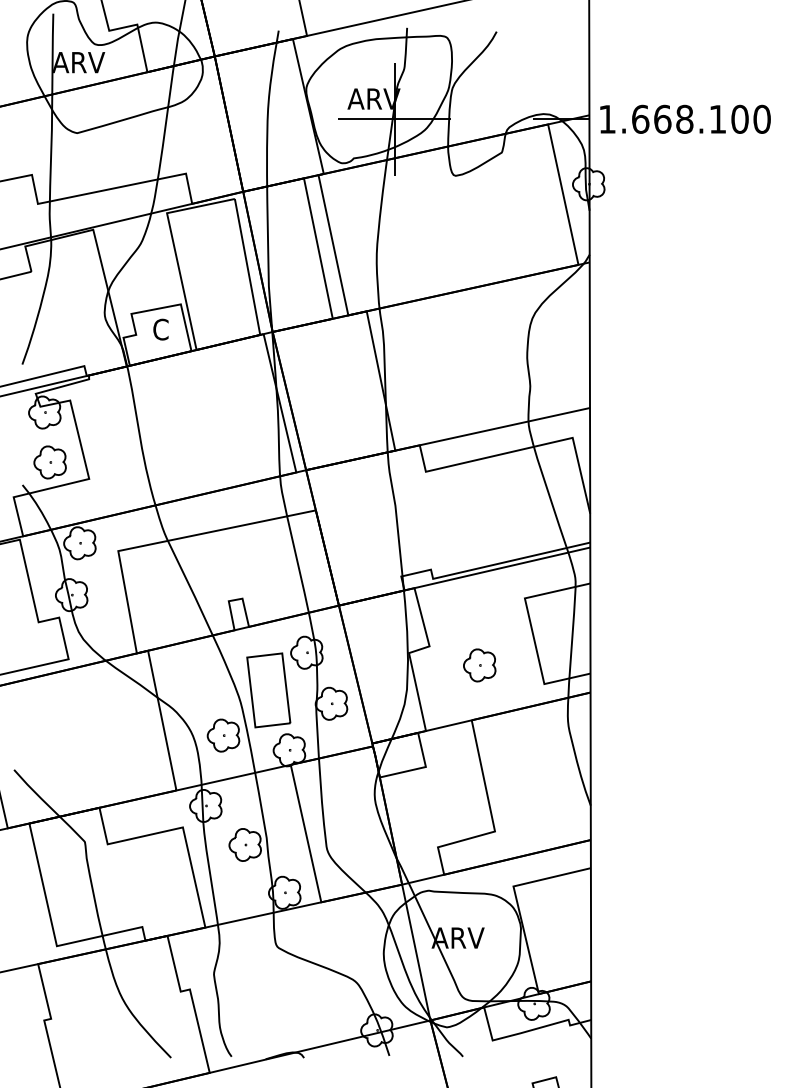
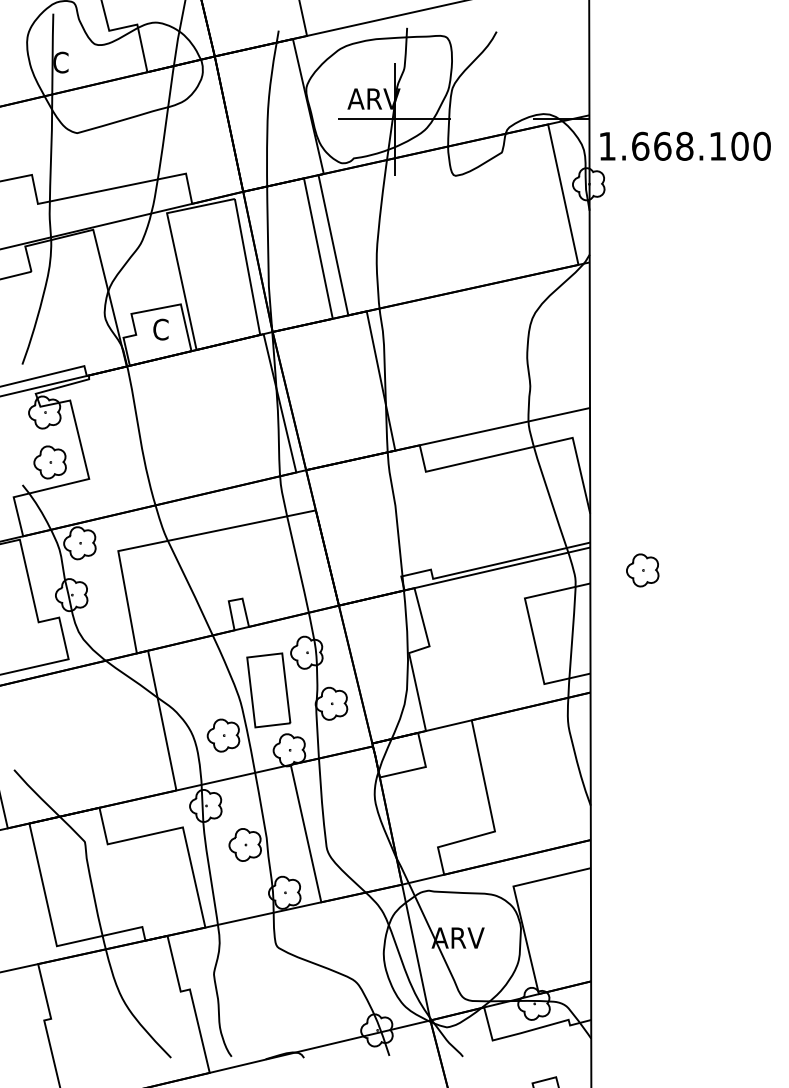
text: ARV -> C (79, 62)
text position: (685, 118) -> (685, 145) (685, 145)
part position: (479, 665) -> (642, 570) (642, 570)
